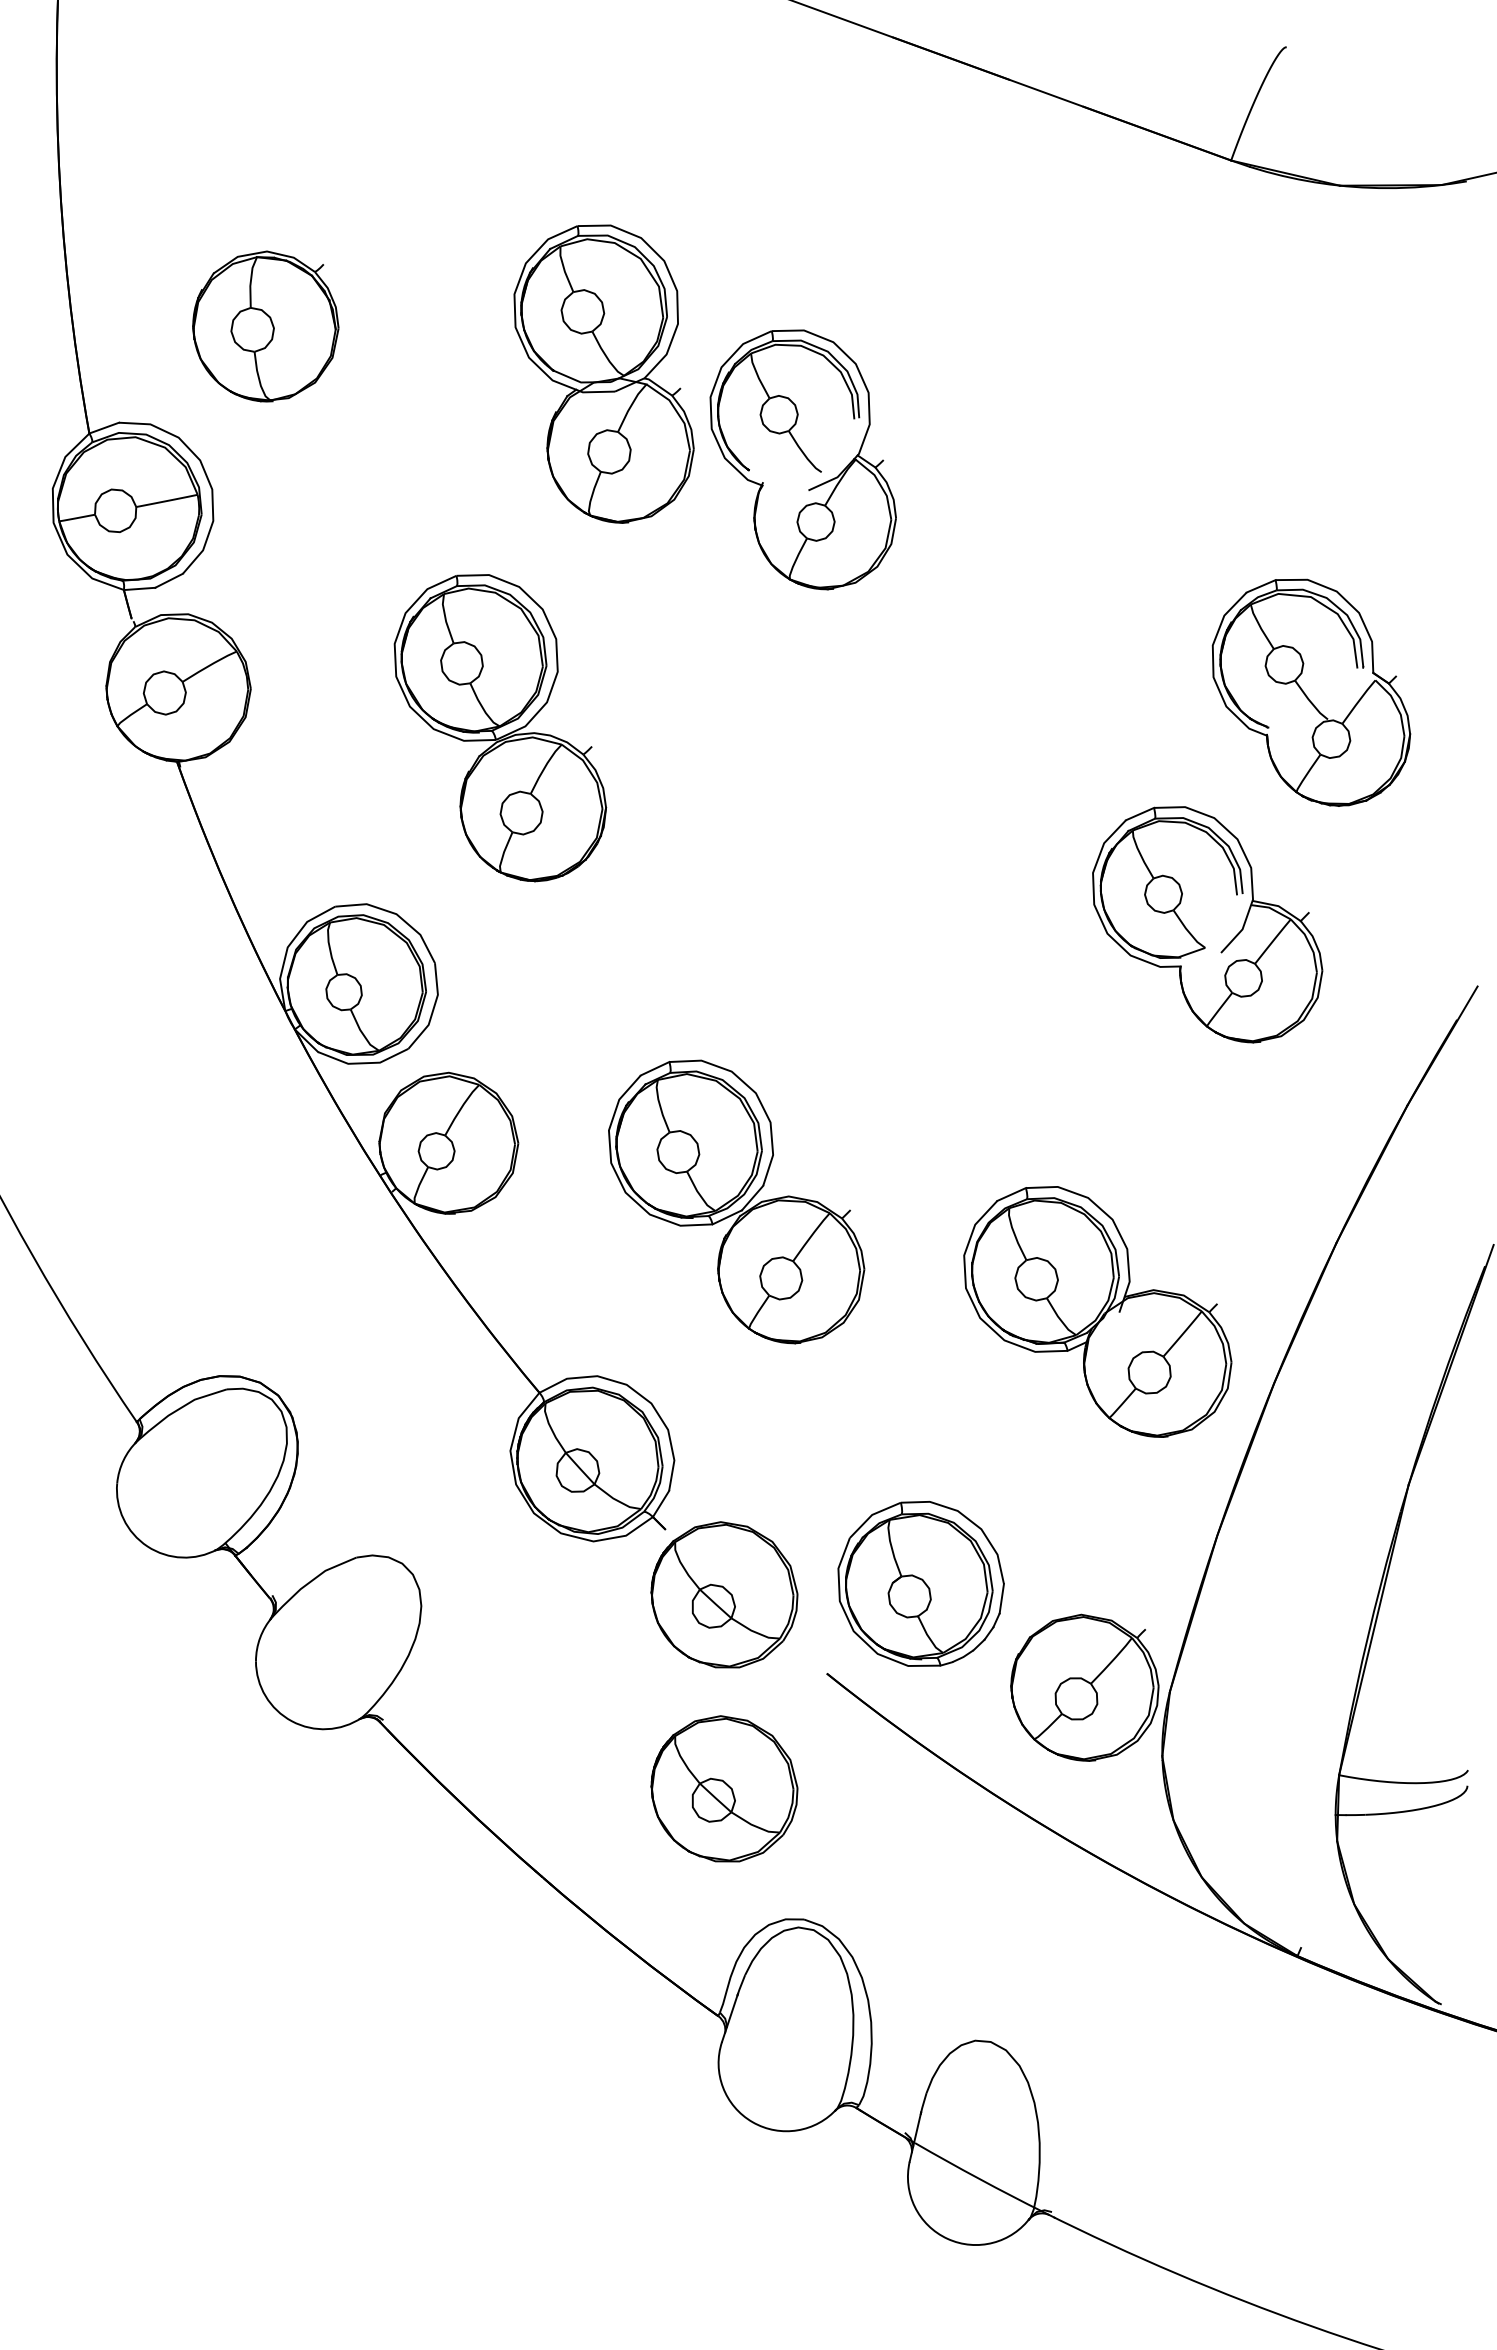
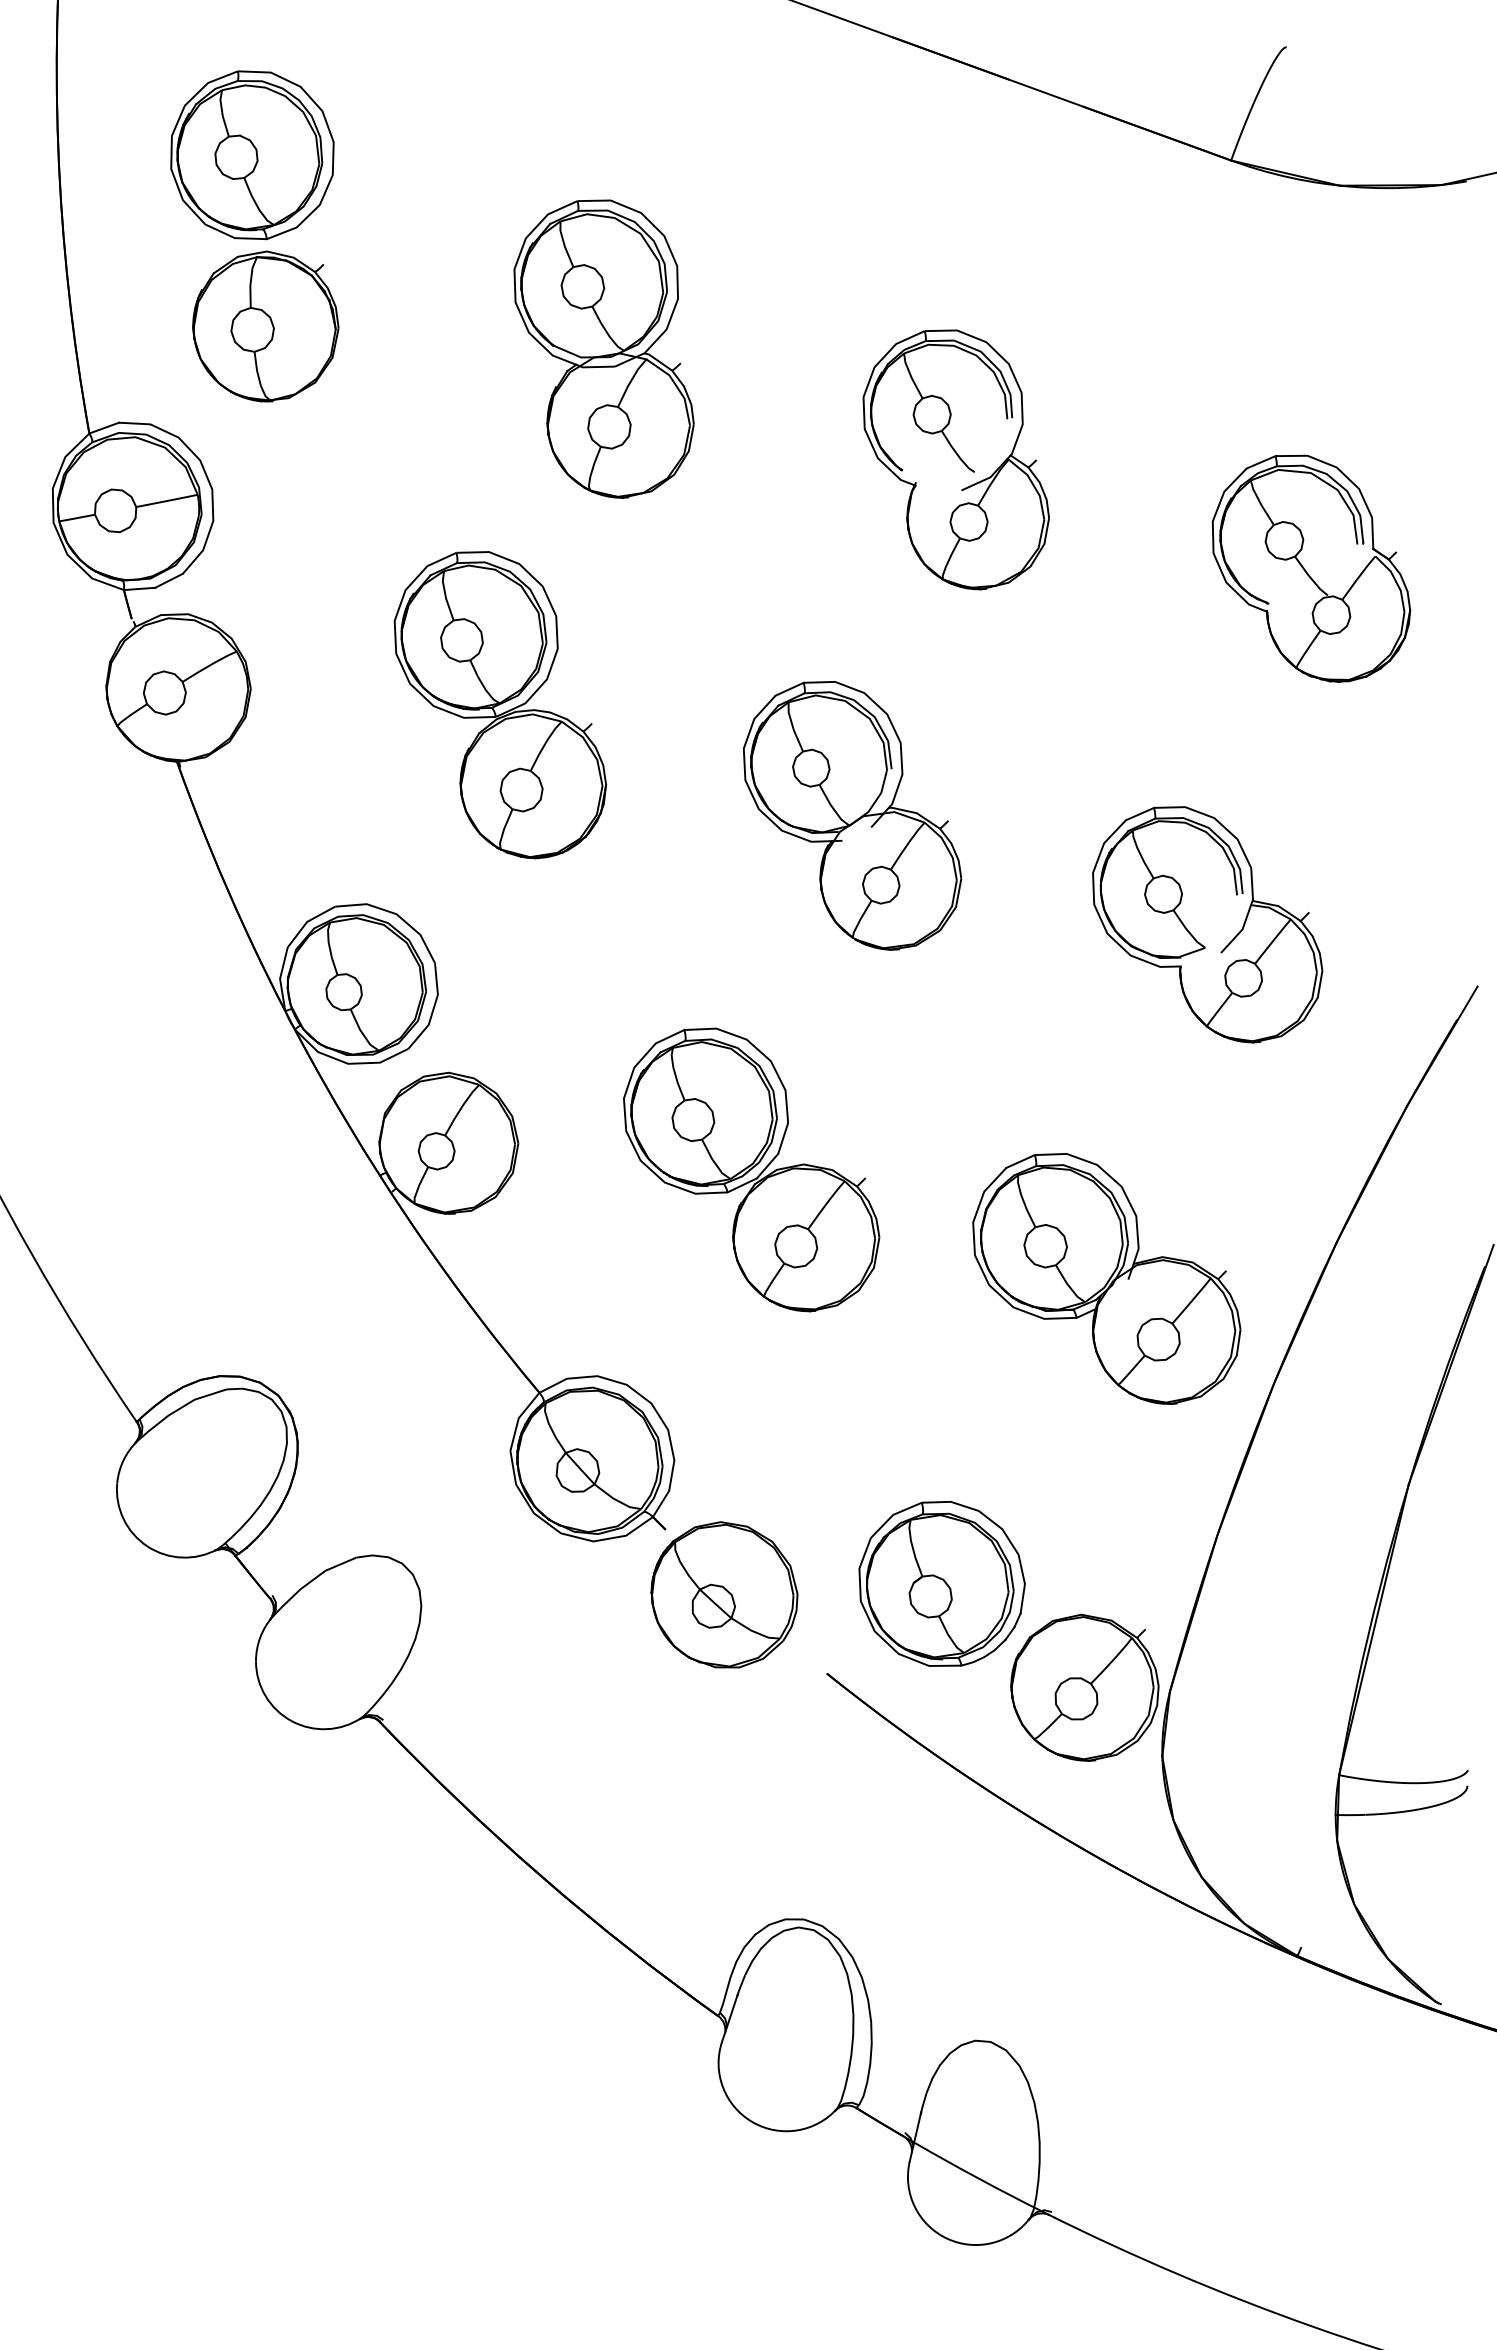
part: none -> present (252, 155)
part position: (603, 373) -> (603, 348) (603, 348)
part position: (802, 459) -> (955, 459) (955, 459)
part position: (1311, 692) -> (1311, 568) (1311, 568)
part position: (500, 728) -> (500, 705) (500, 705)
part: none -> present (852, 815)
part position: (736, 1201) -> (751, 1169) (751, 1169)
part position: (1097, 1311) -> (1106, 1278) (1106, 1278)
part position: (920, 1583) -> (941, 1583) (941, 1583)
part: present -> none (724, 1788)
